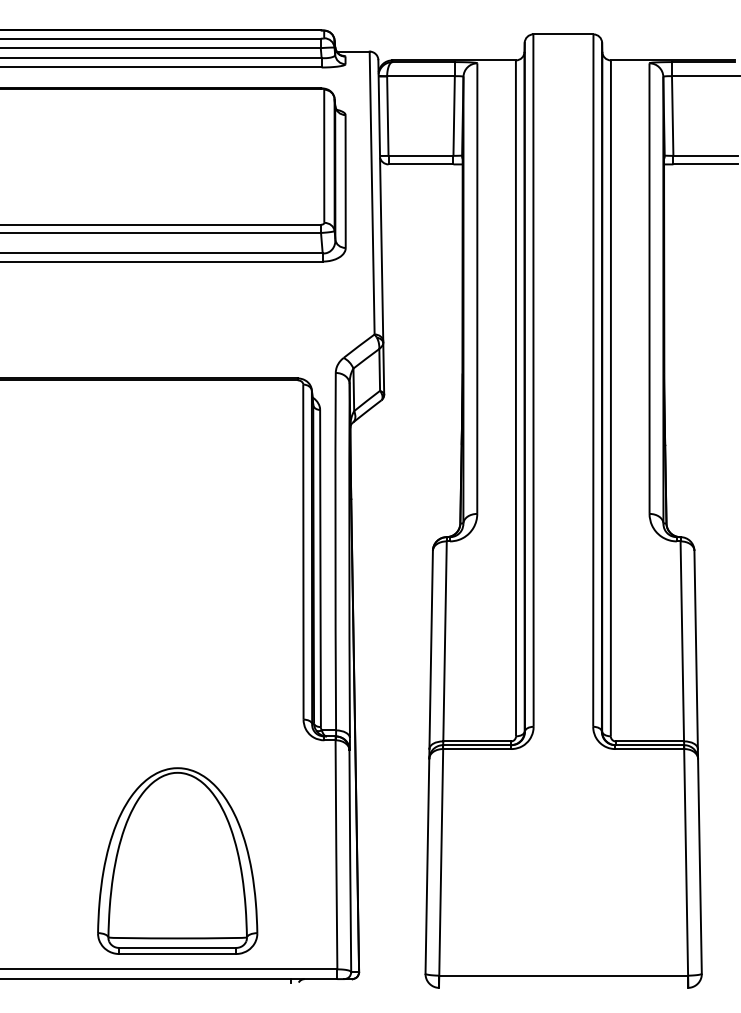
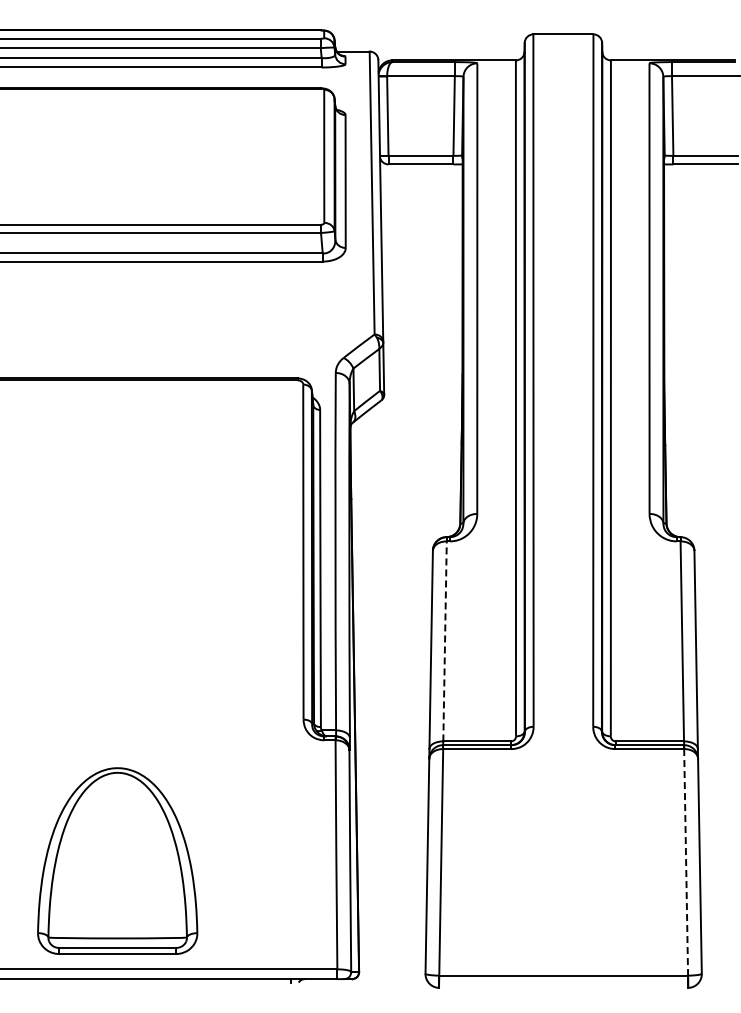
line: solid -> dashed (445, 640)
part position: (177, 860) -> (117, 860) (117, 860)
line: solid -> dashed (686, 862)
